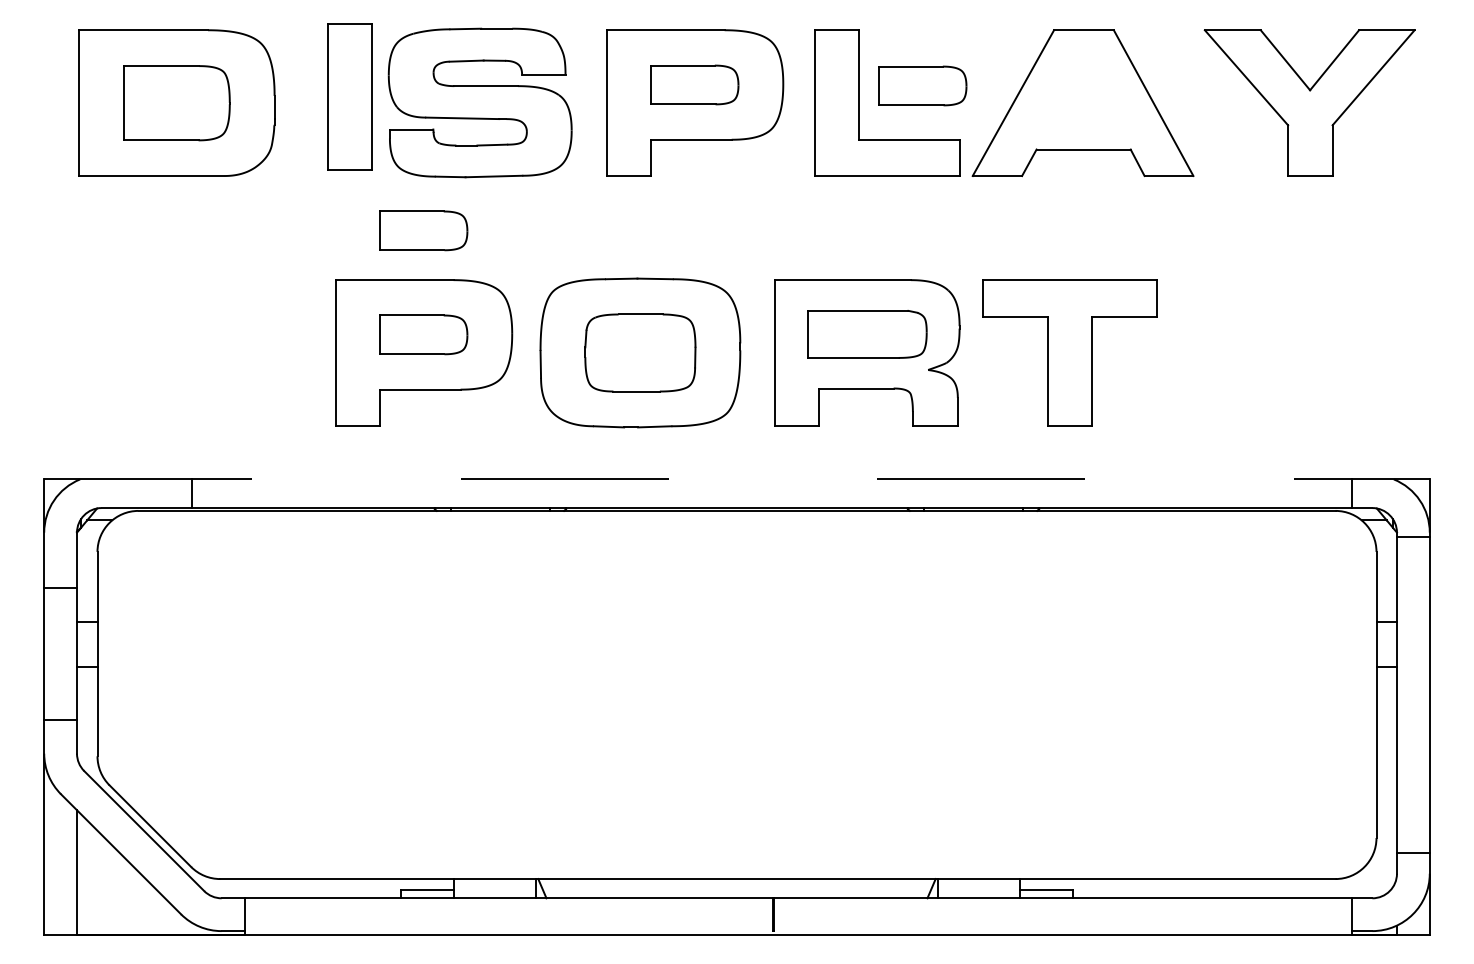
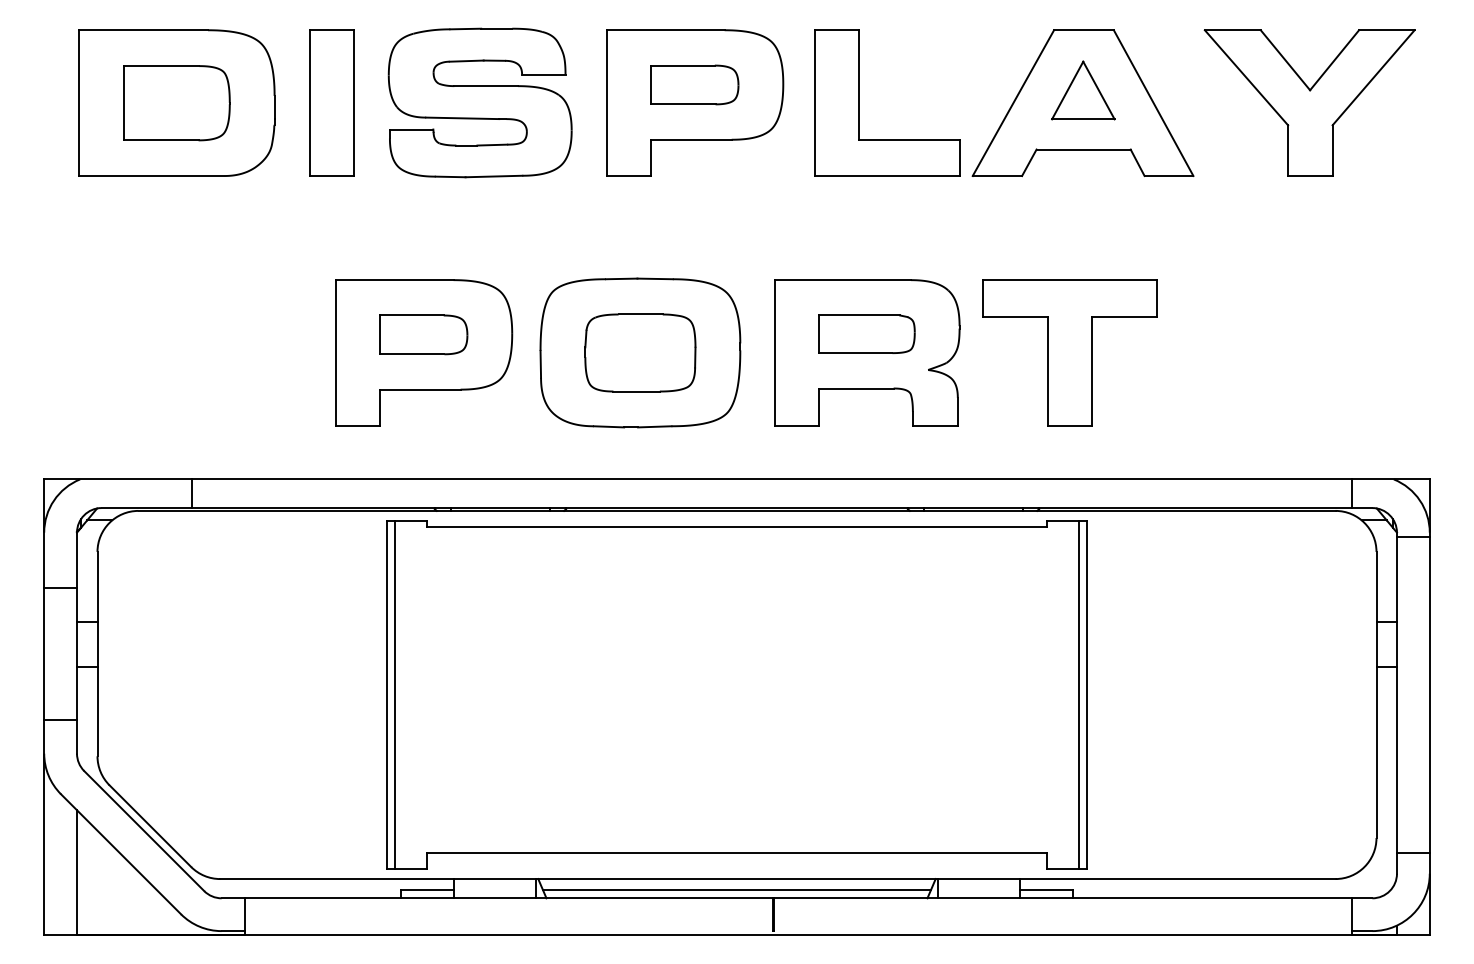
part: present -> none (922, 85)
part: none -> present (1083, 90)
part position: (349, 96) -> (331, 102) (331, 102)
part: present -> none (423, 230)
part size: 121x49 px -> 98x40 px (866, 333)
line: dashed -> solid (737, 479)
part: none -> present (736, 694)
line: none -> present (736, 890)
